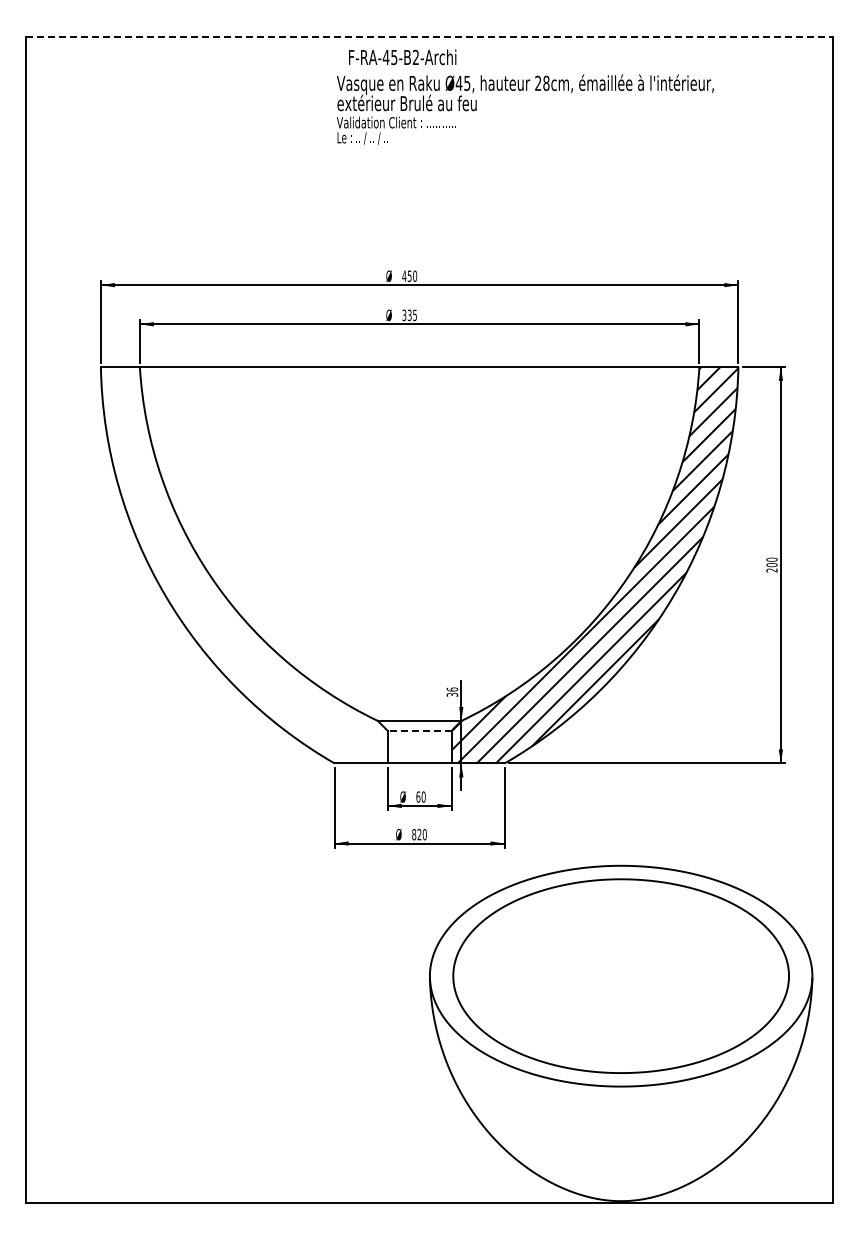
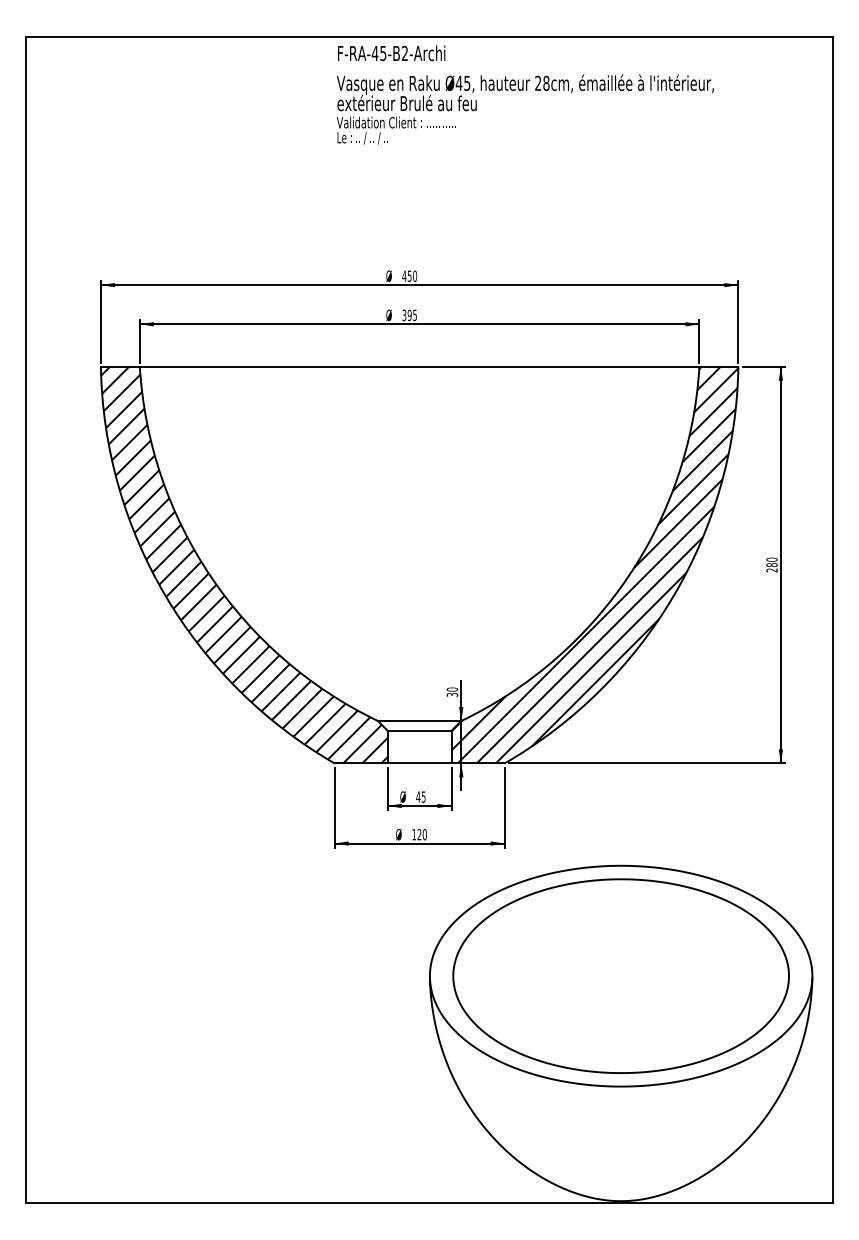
line: dashed -> solid (429, 37)
text position: (402, 57) -> (391, 53) (391, 53)
text: 335 -> 395 (409, 314)
hatch: none -> present (244, 564)
text: 200 -> 280 (772, 565)
text: 36 -> 30 (451, 689)
line: dashed -> solid (419, 730)
text: 60 -> 45 (420, 796)
text: 820 -> 120 (414, 834)
